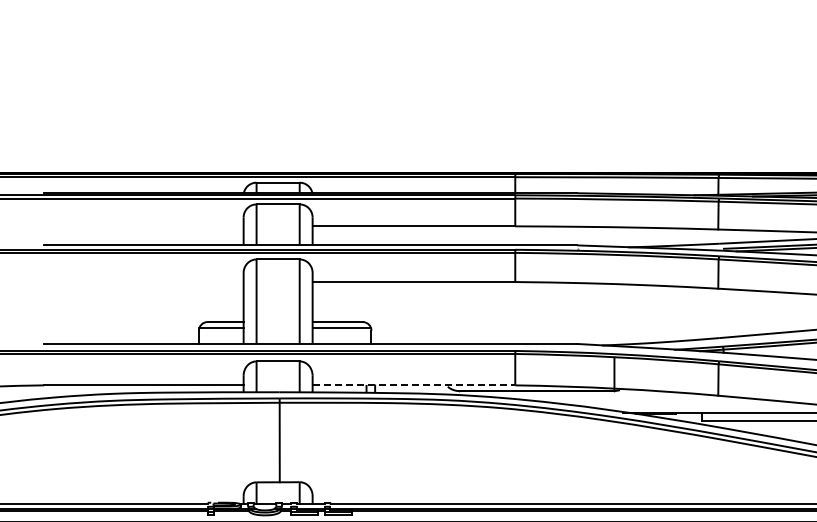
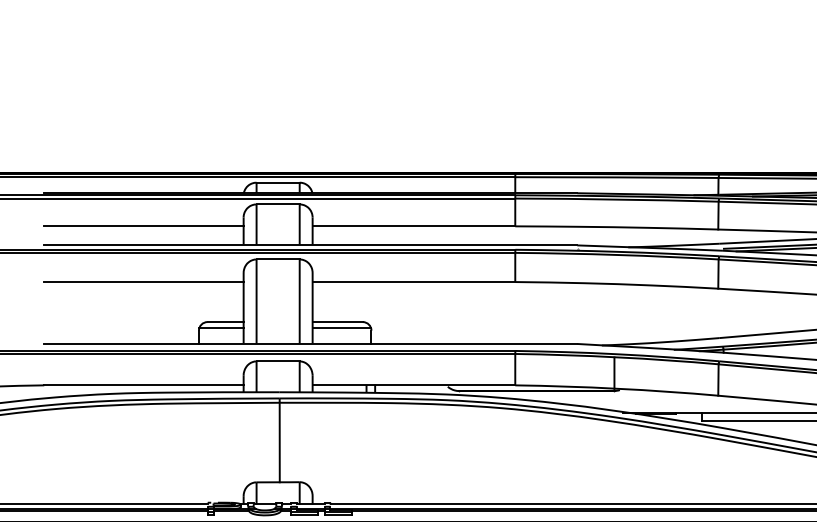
line: none -> present (143, 226)
line: none -> present (143, 282)
line: dashed -> solid (414, 385)
